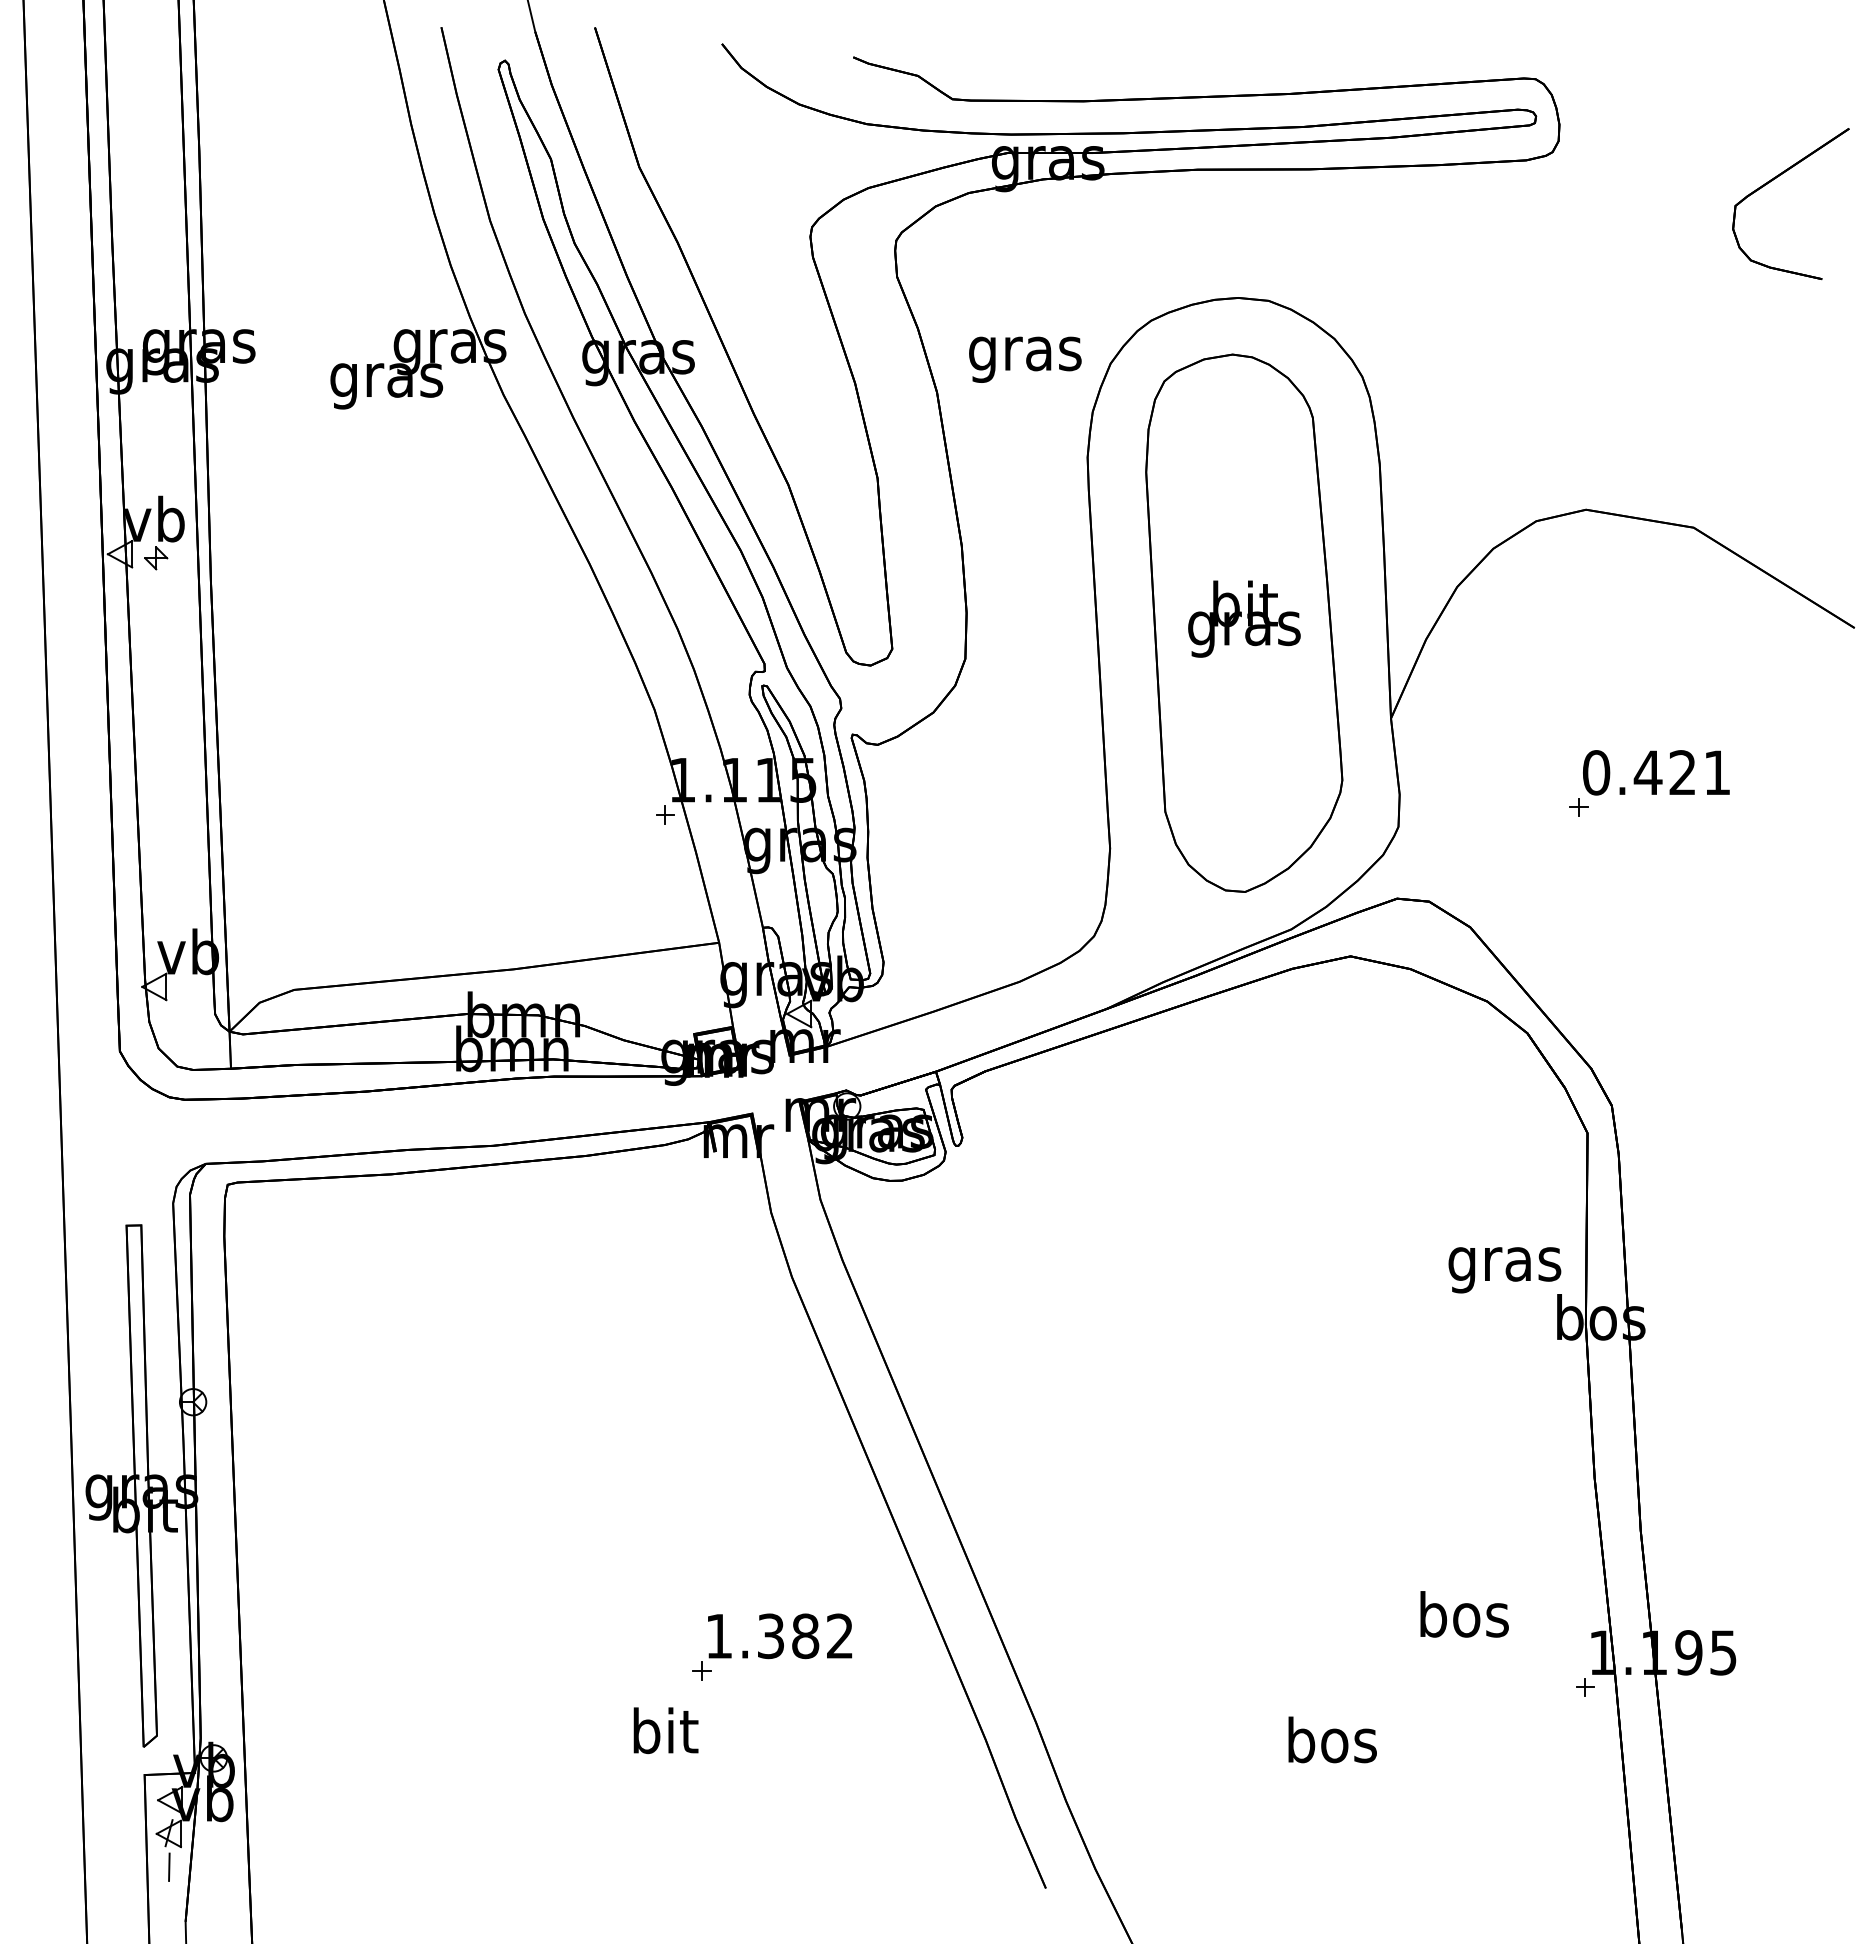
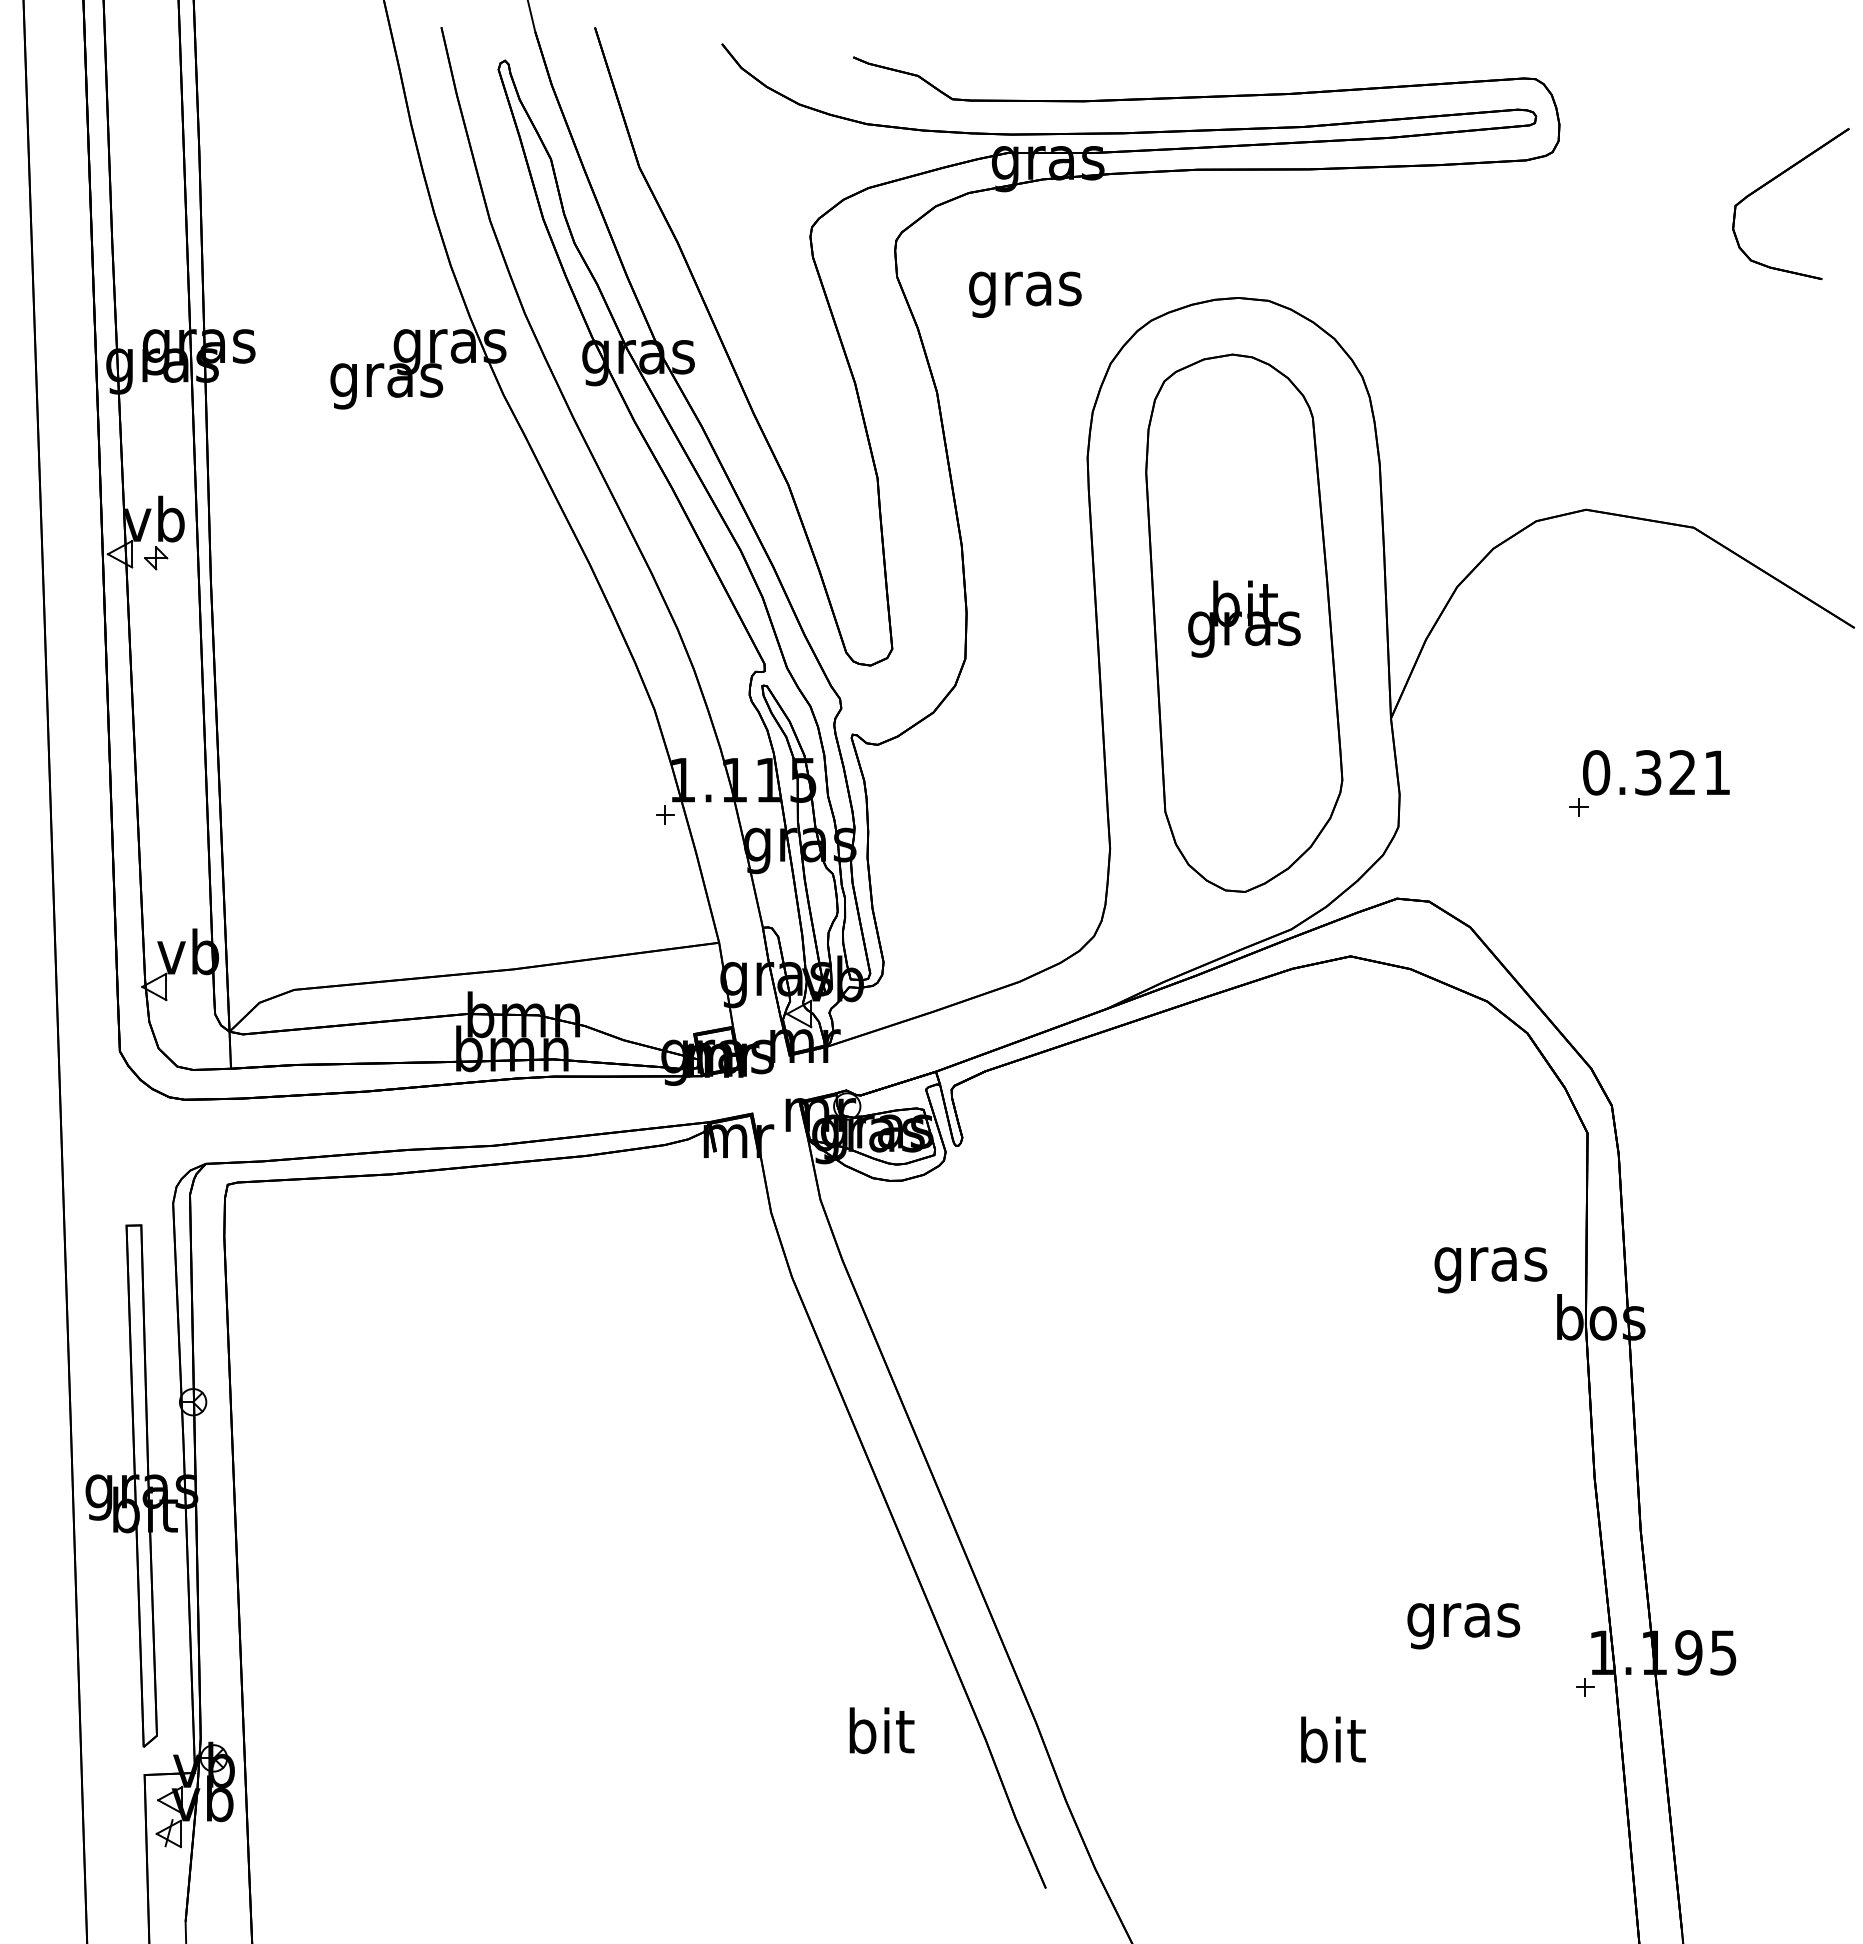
text position: (1025, 359) -> (1025, 294) (1025, 294)
text: 0.421 -> 0.321 (1647, 772)
text position: (1504, 1270) -> (1490, 1270) (1490, 1270)
text: bos -> gras (1463, 1620)
part: present -> none (772, 1646)
text position: (665, 1730) -> (881, 1730) (881, 1730)
text: bos -> bit (1332, 1739)
line: present -> none (169, 1866)
